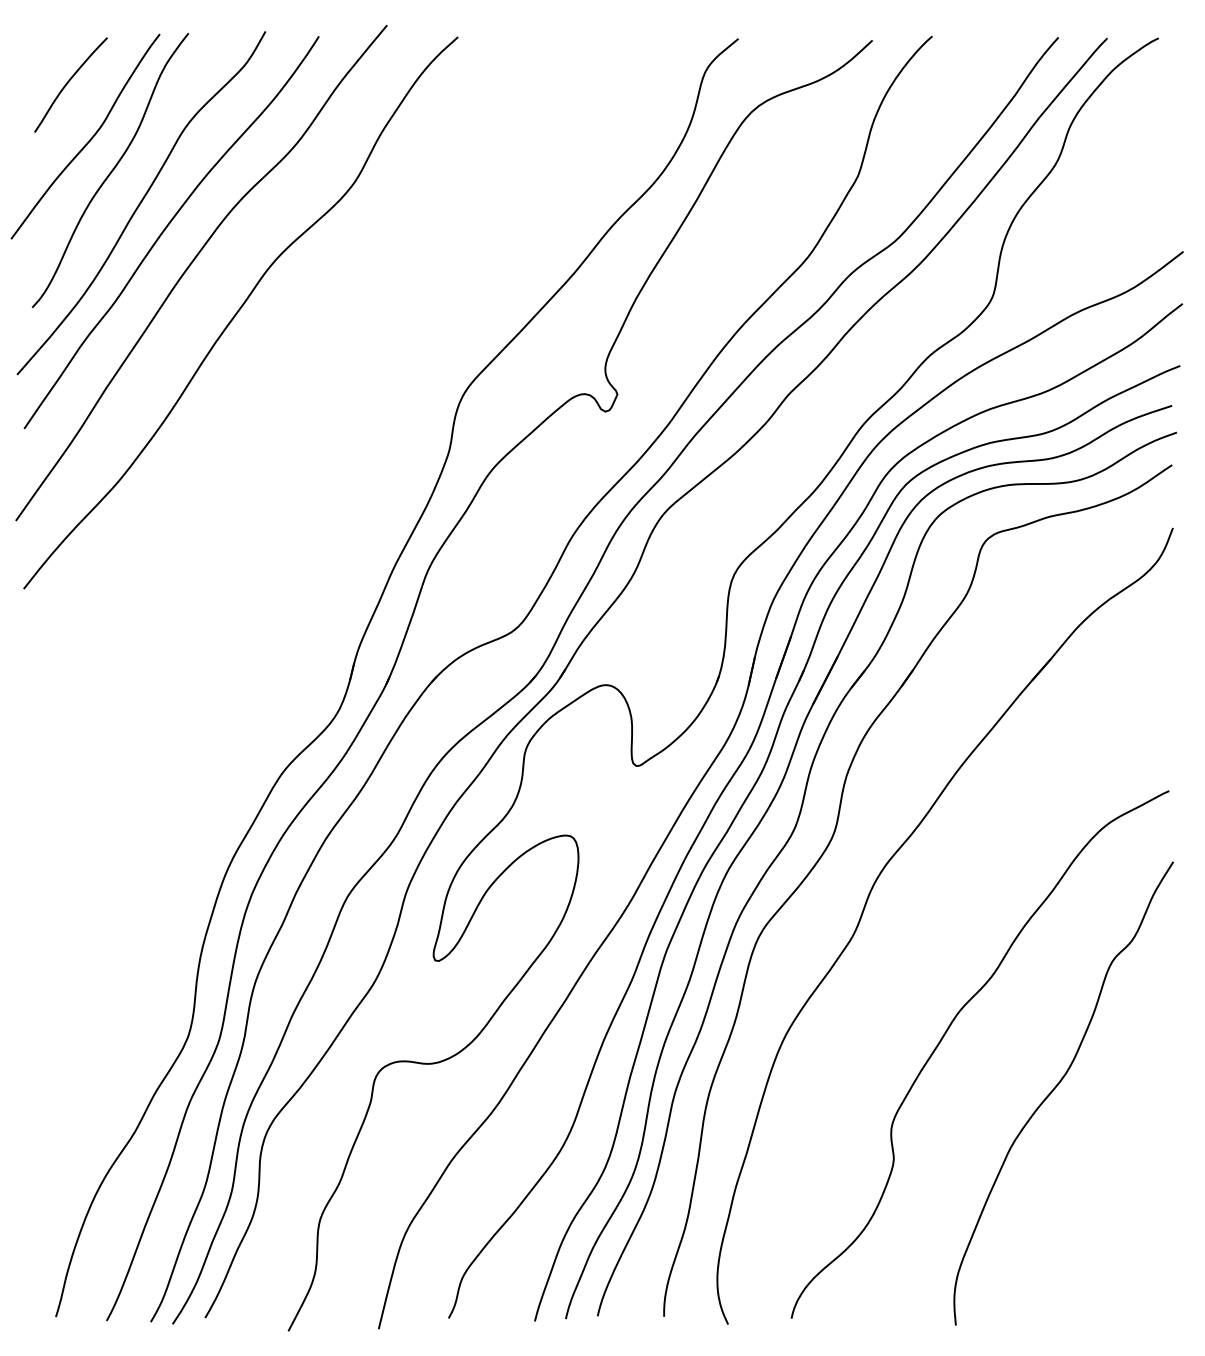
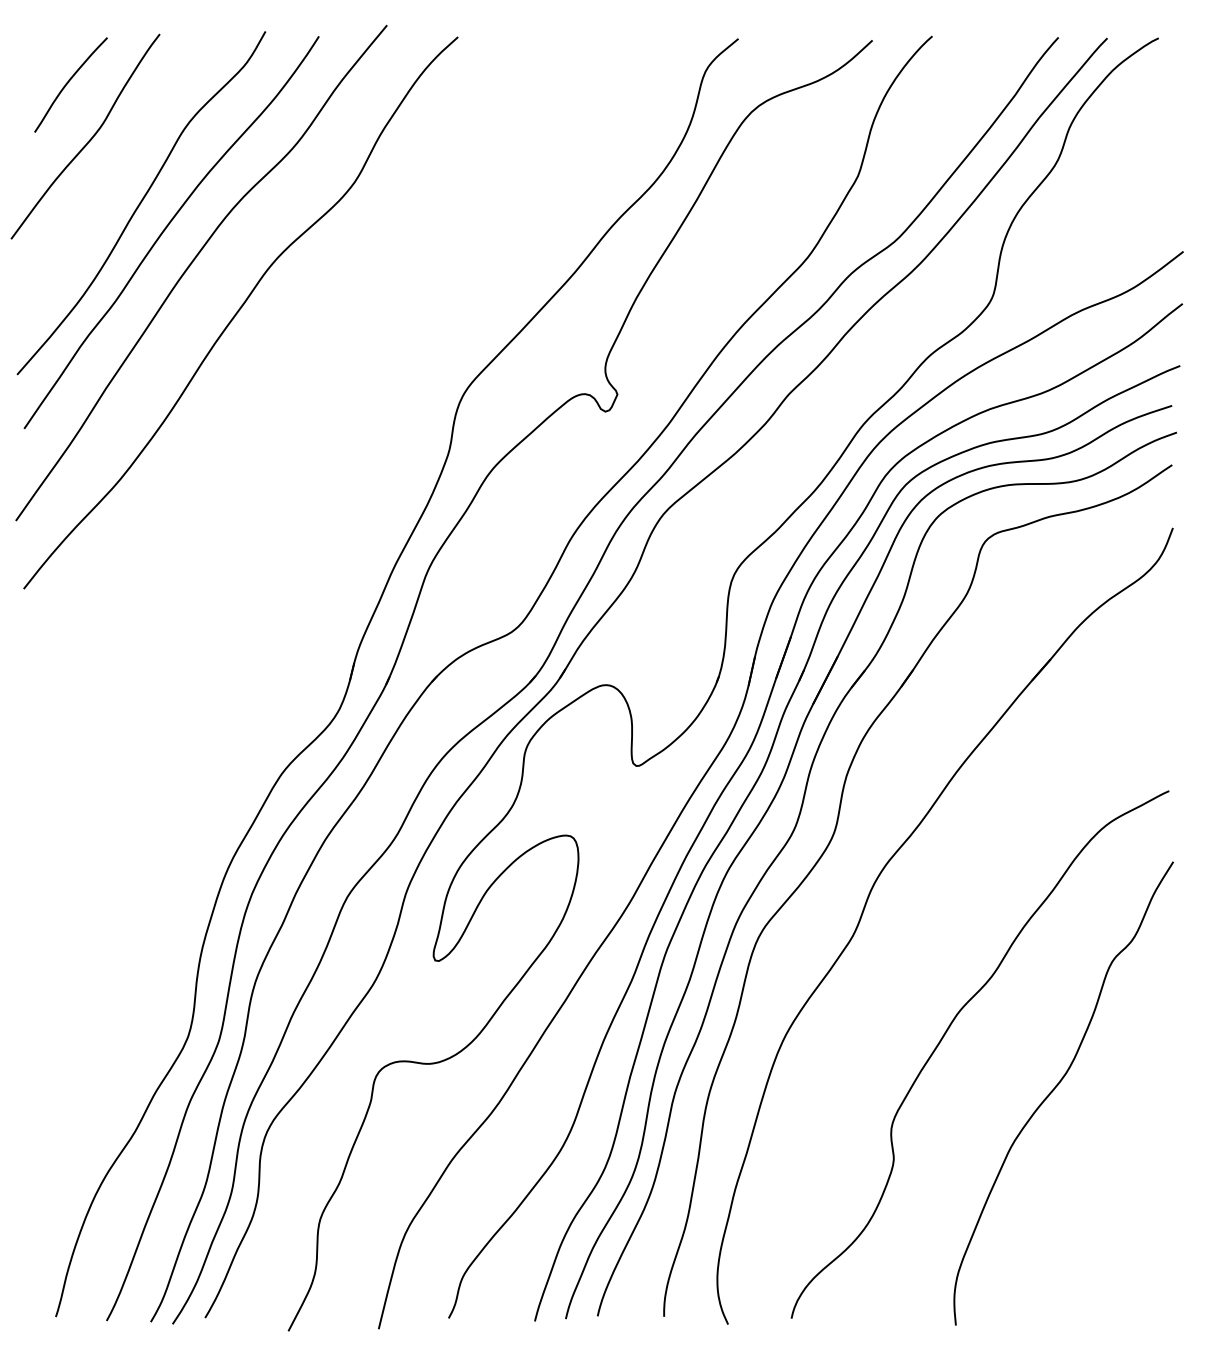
curve: present -> none (111, 170)
